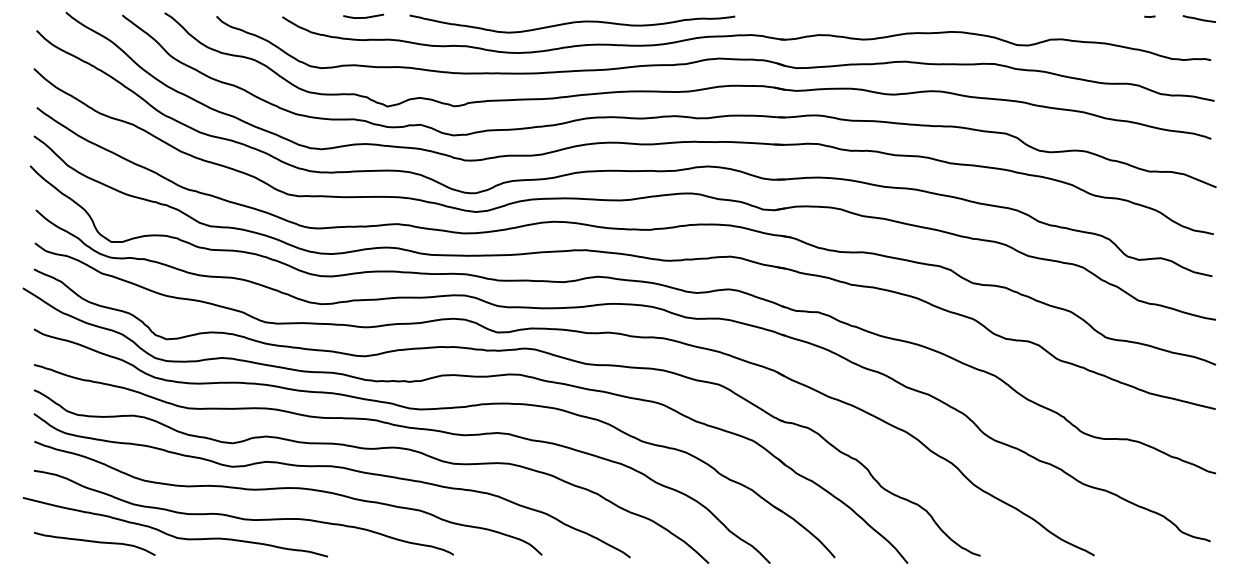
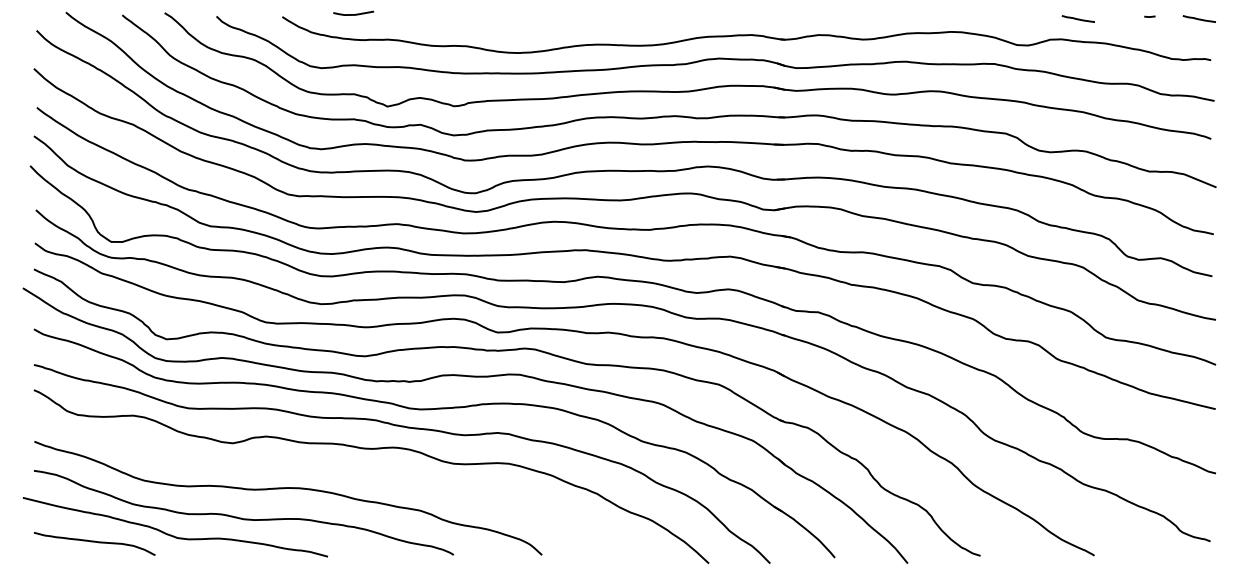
line position: (363, 17) -> (353, 14) (353, 14)
line: none -> present (1077, 18)
curve: present -> none (572, 23)
curve: present -> none (331, 467)
